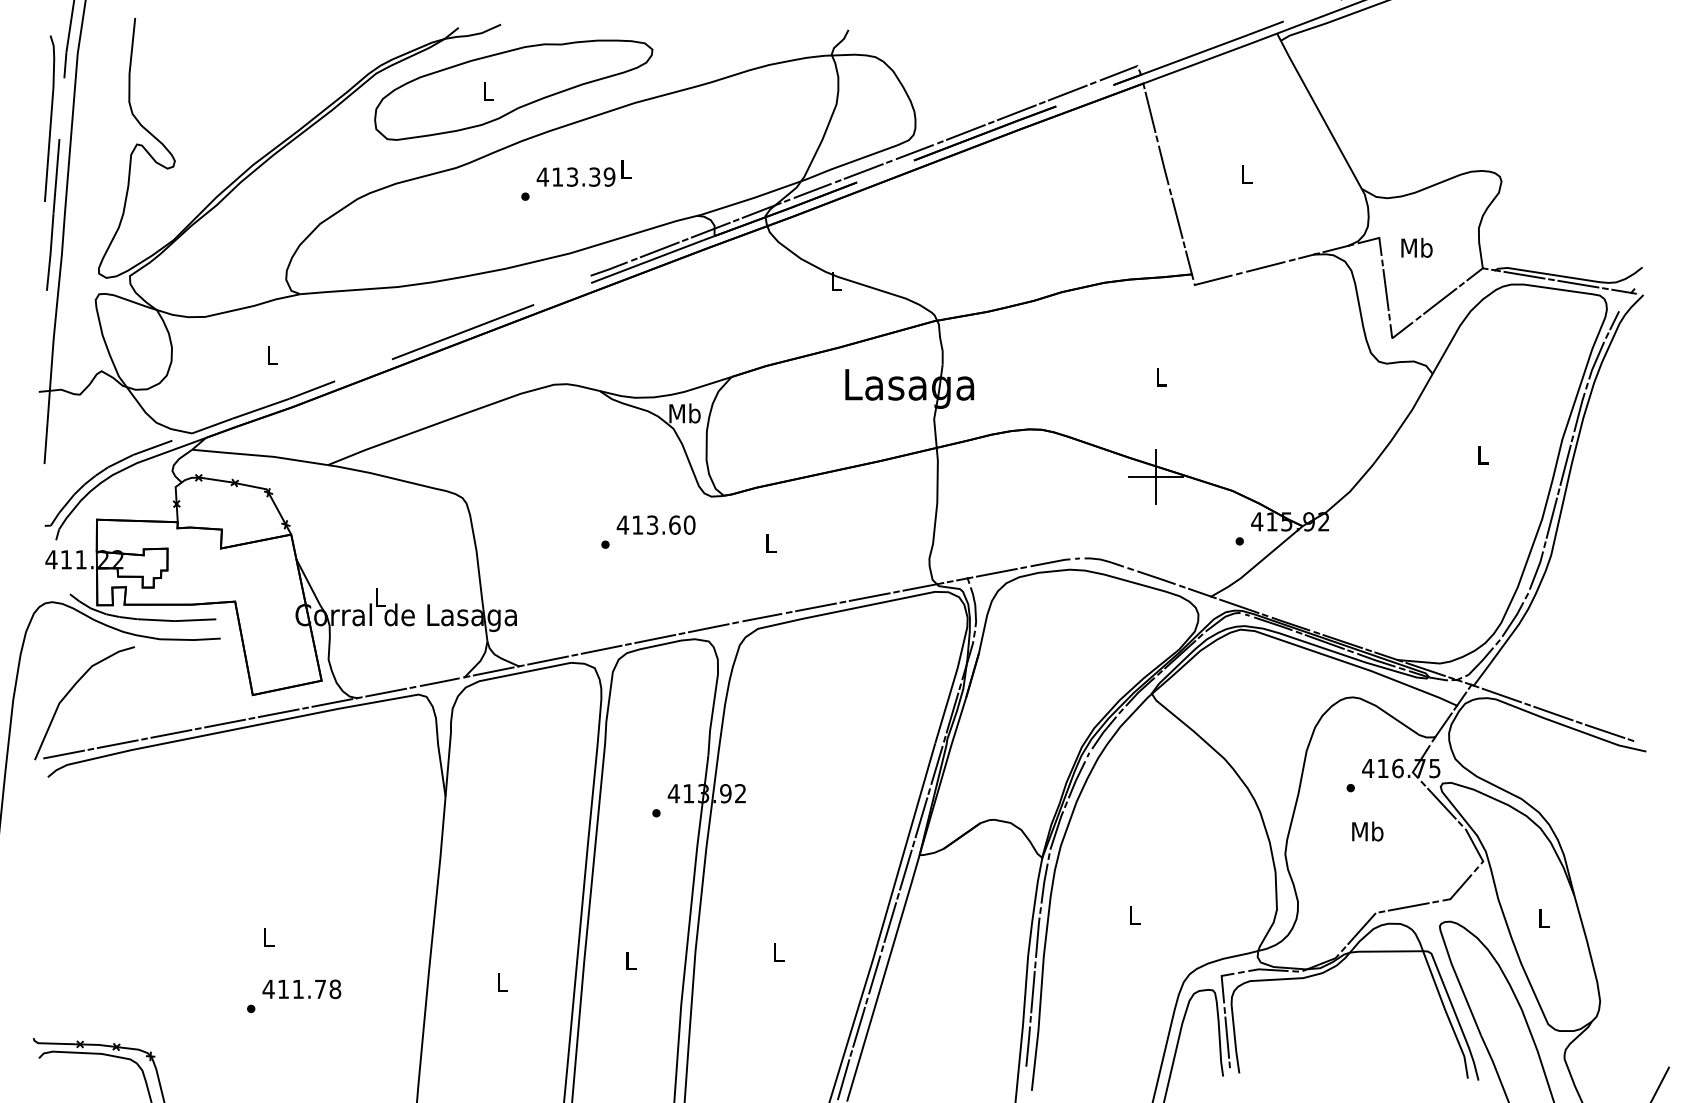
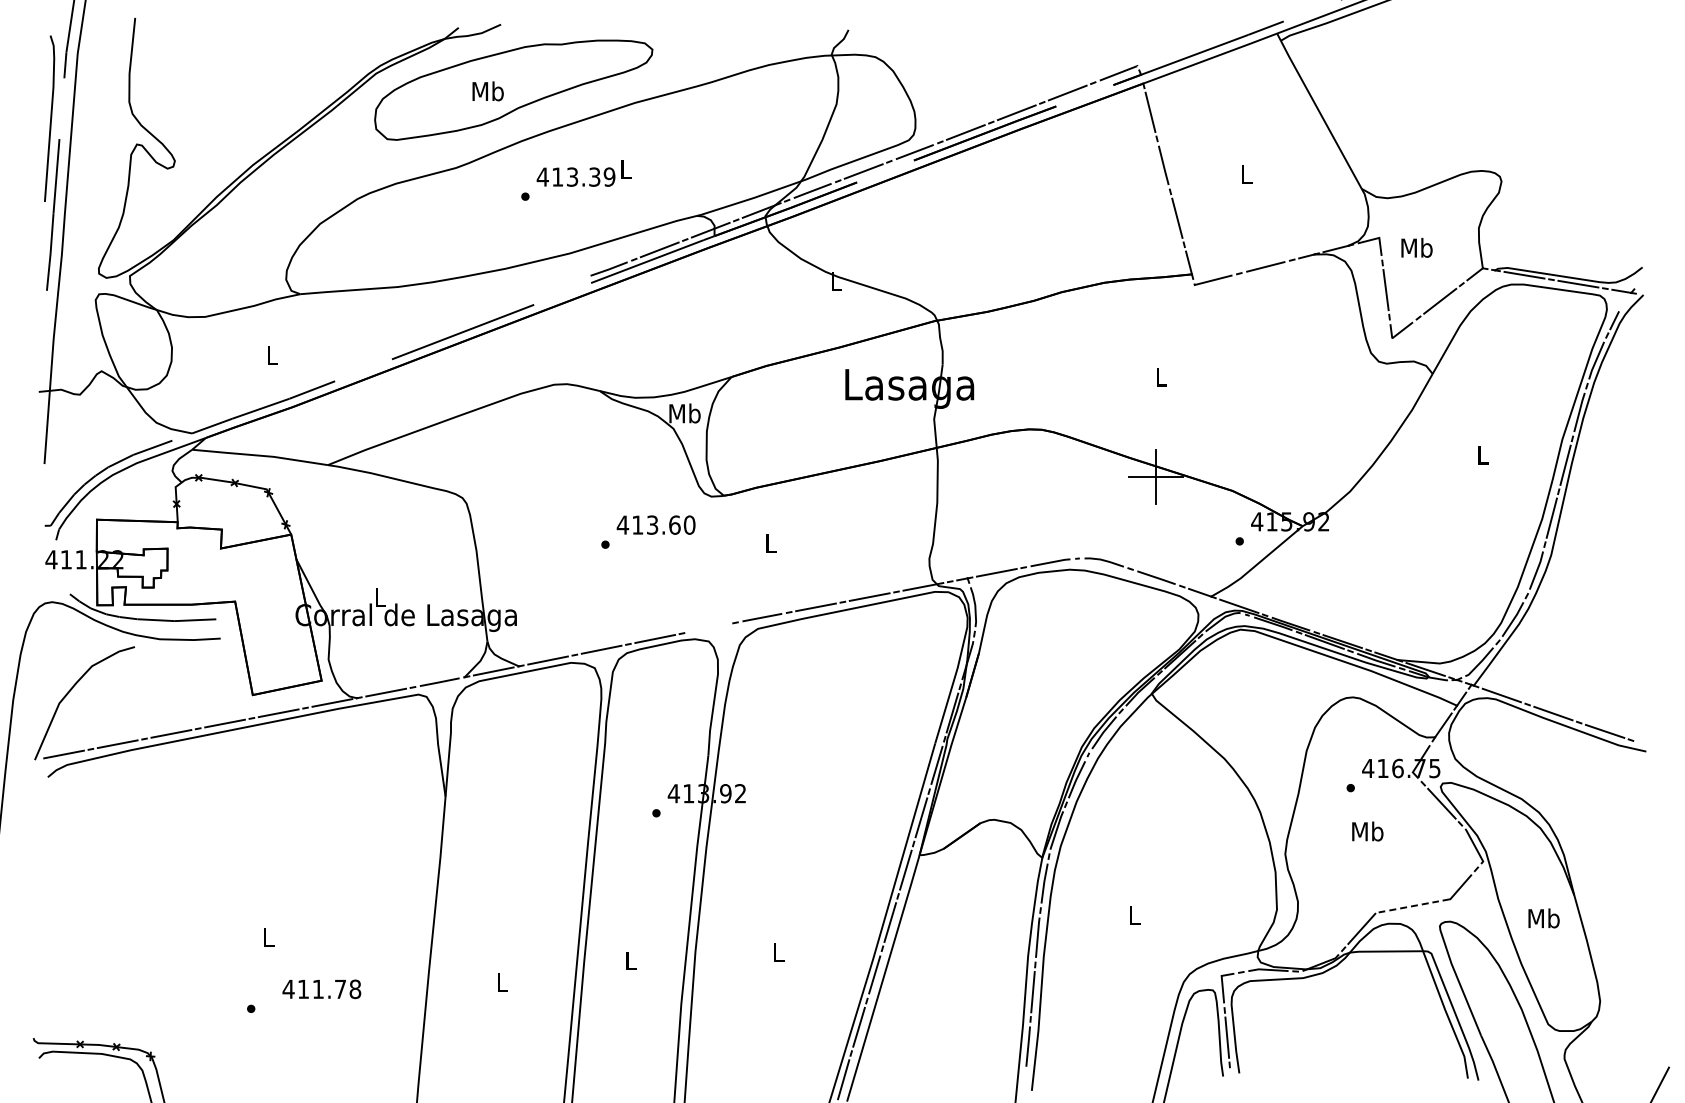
text: L -> Mb (487, 91)
line: present -> none (708, 628)
line: solid -> dashed (1408, 907)
text: L -> Mb (1543, 918)
text position: (301, 989) -> (321, 989) (321, 989)
